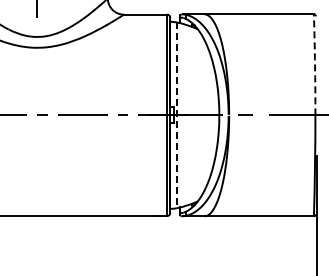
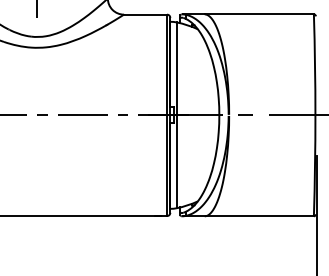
arc: dashed -> solid (315, 64)
line: dashed -> solid (176, 115)
